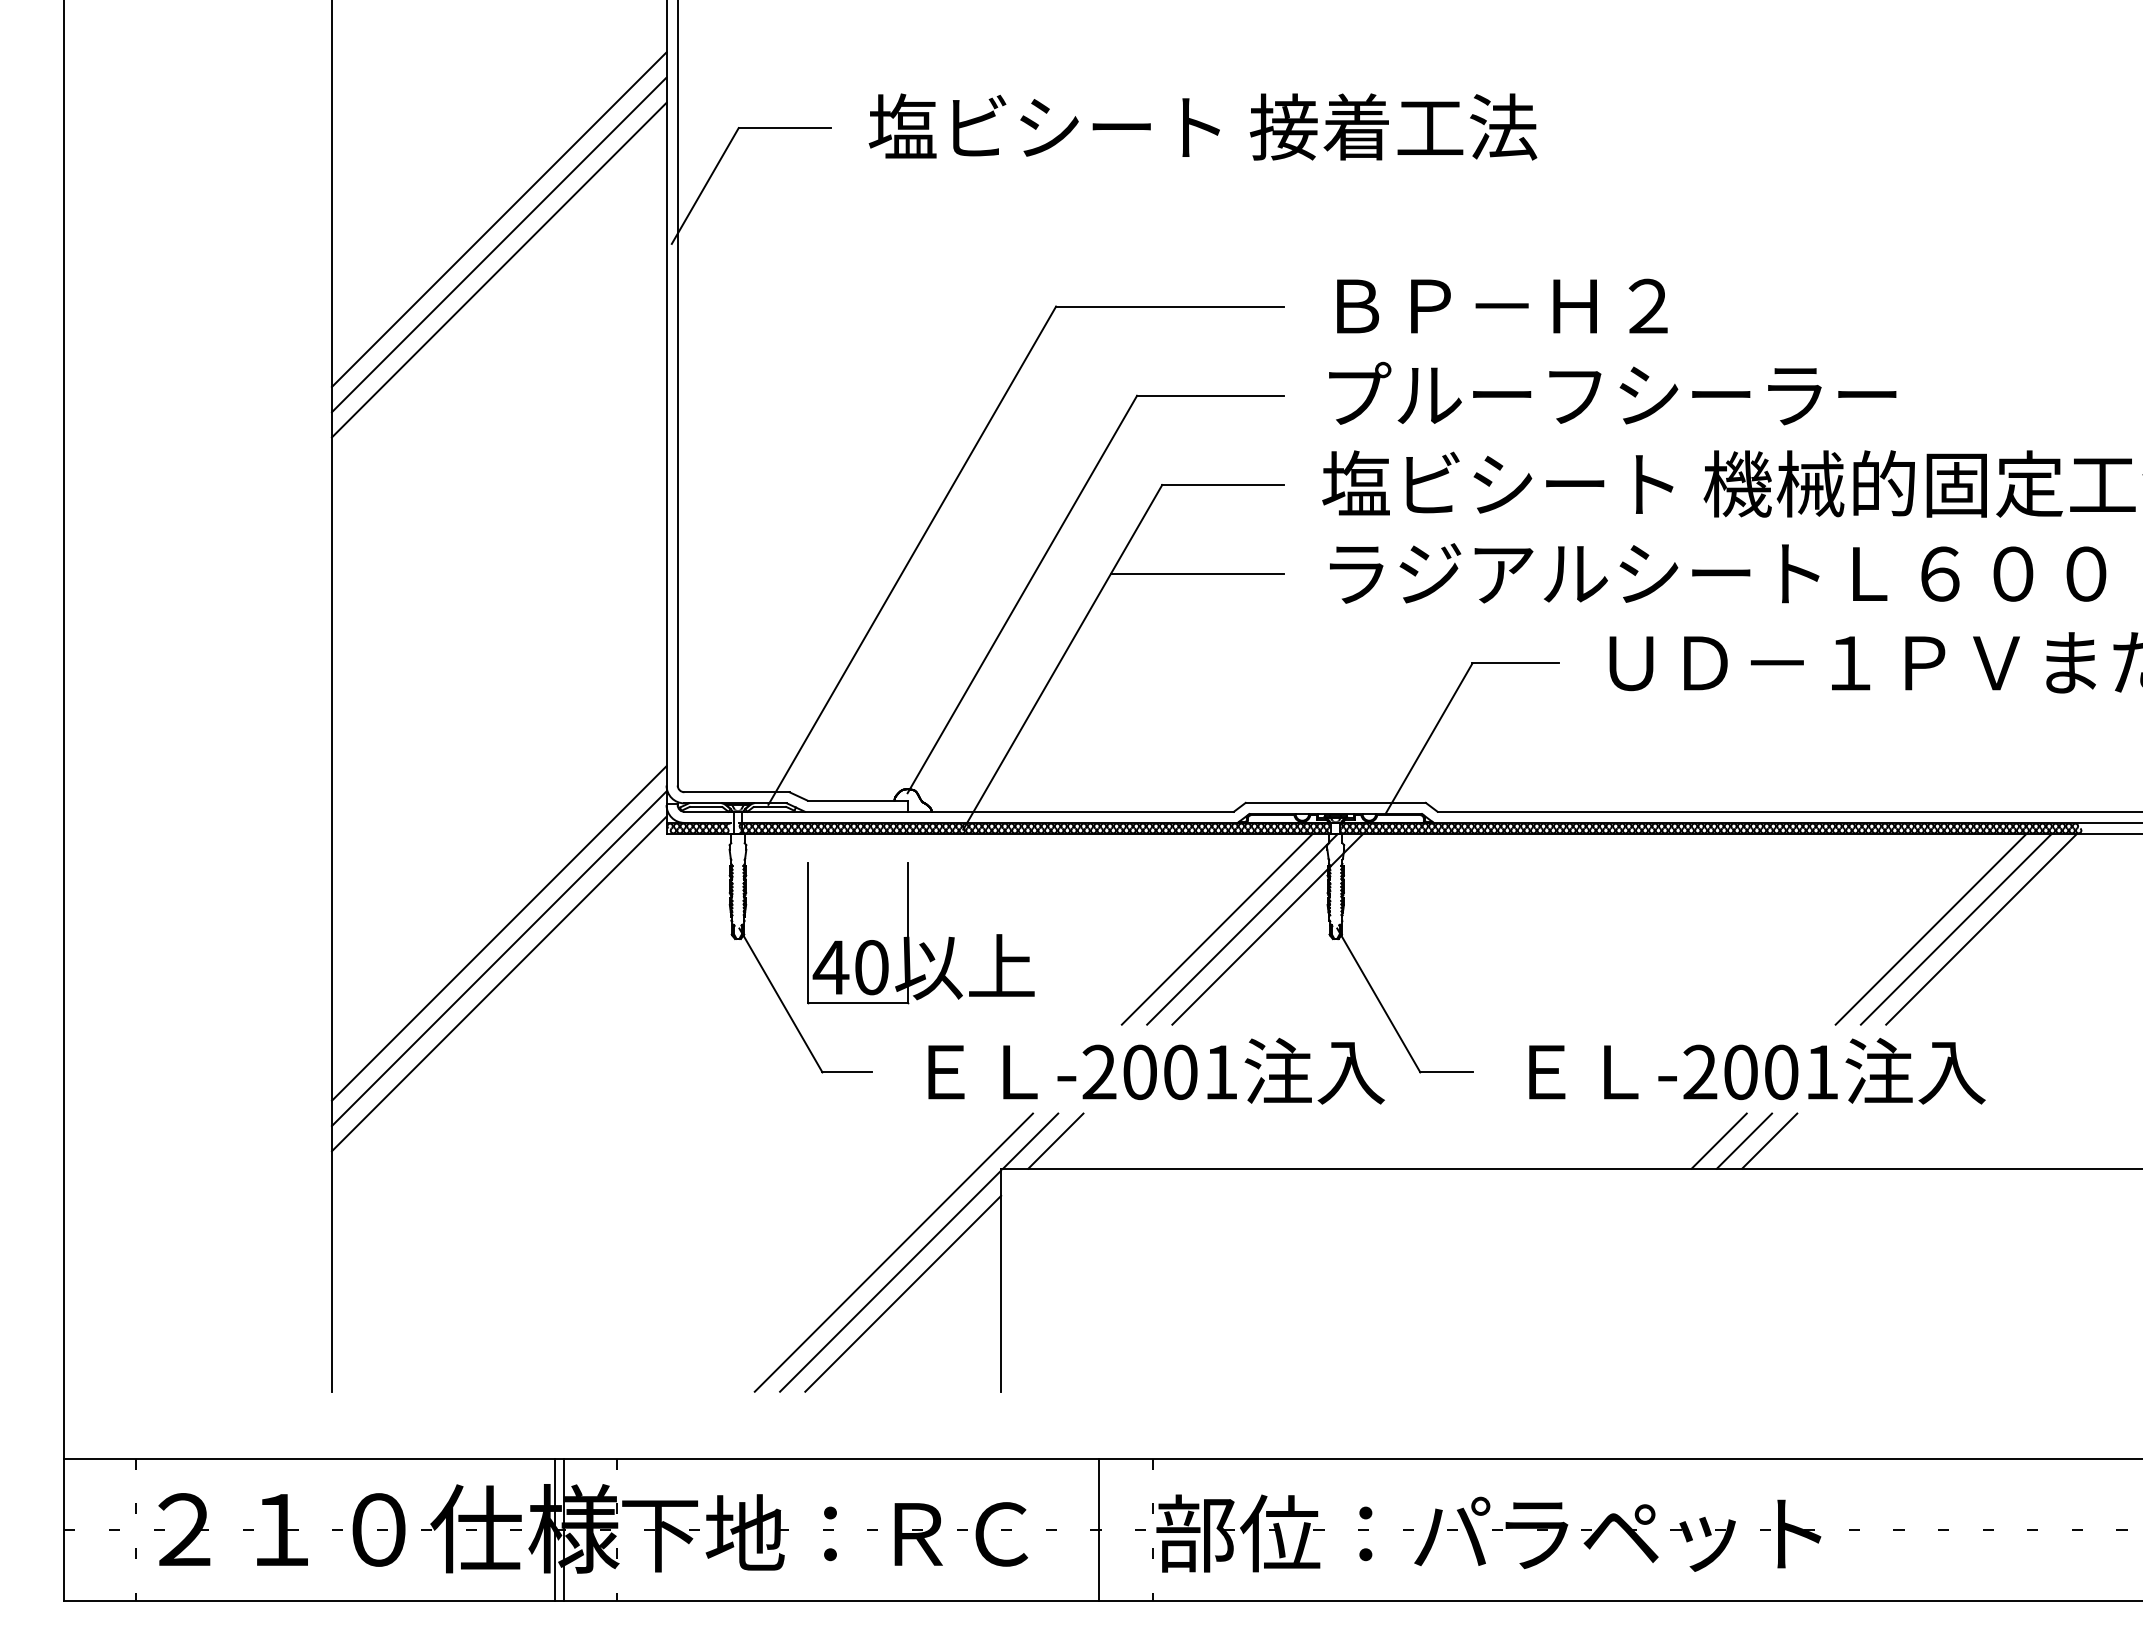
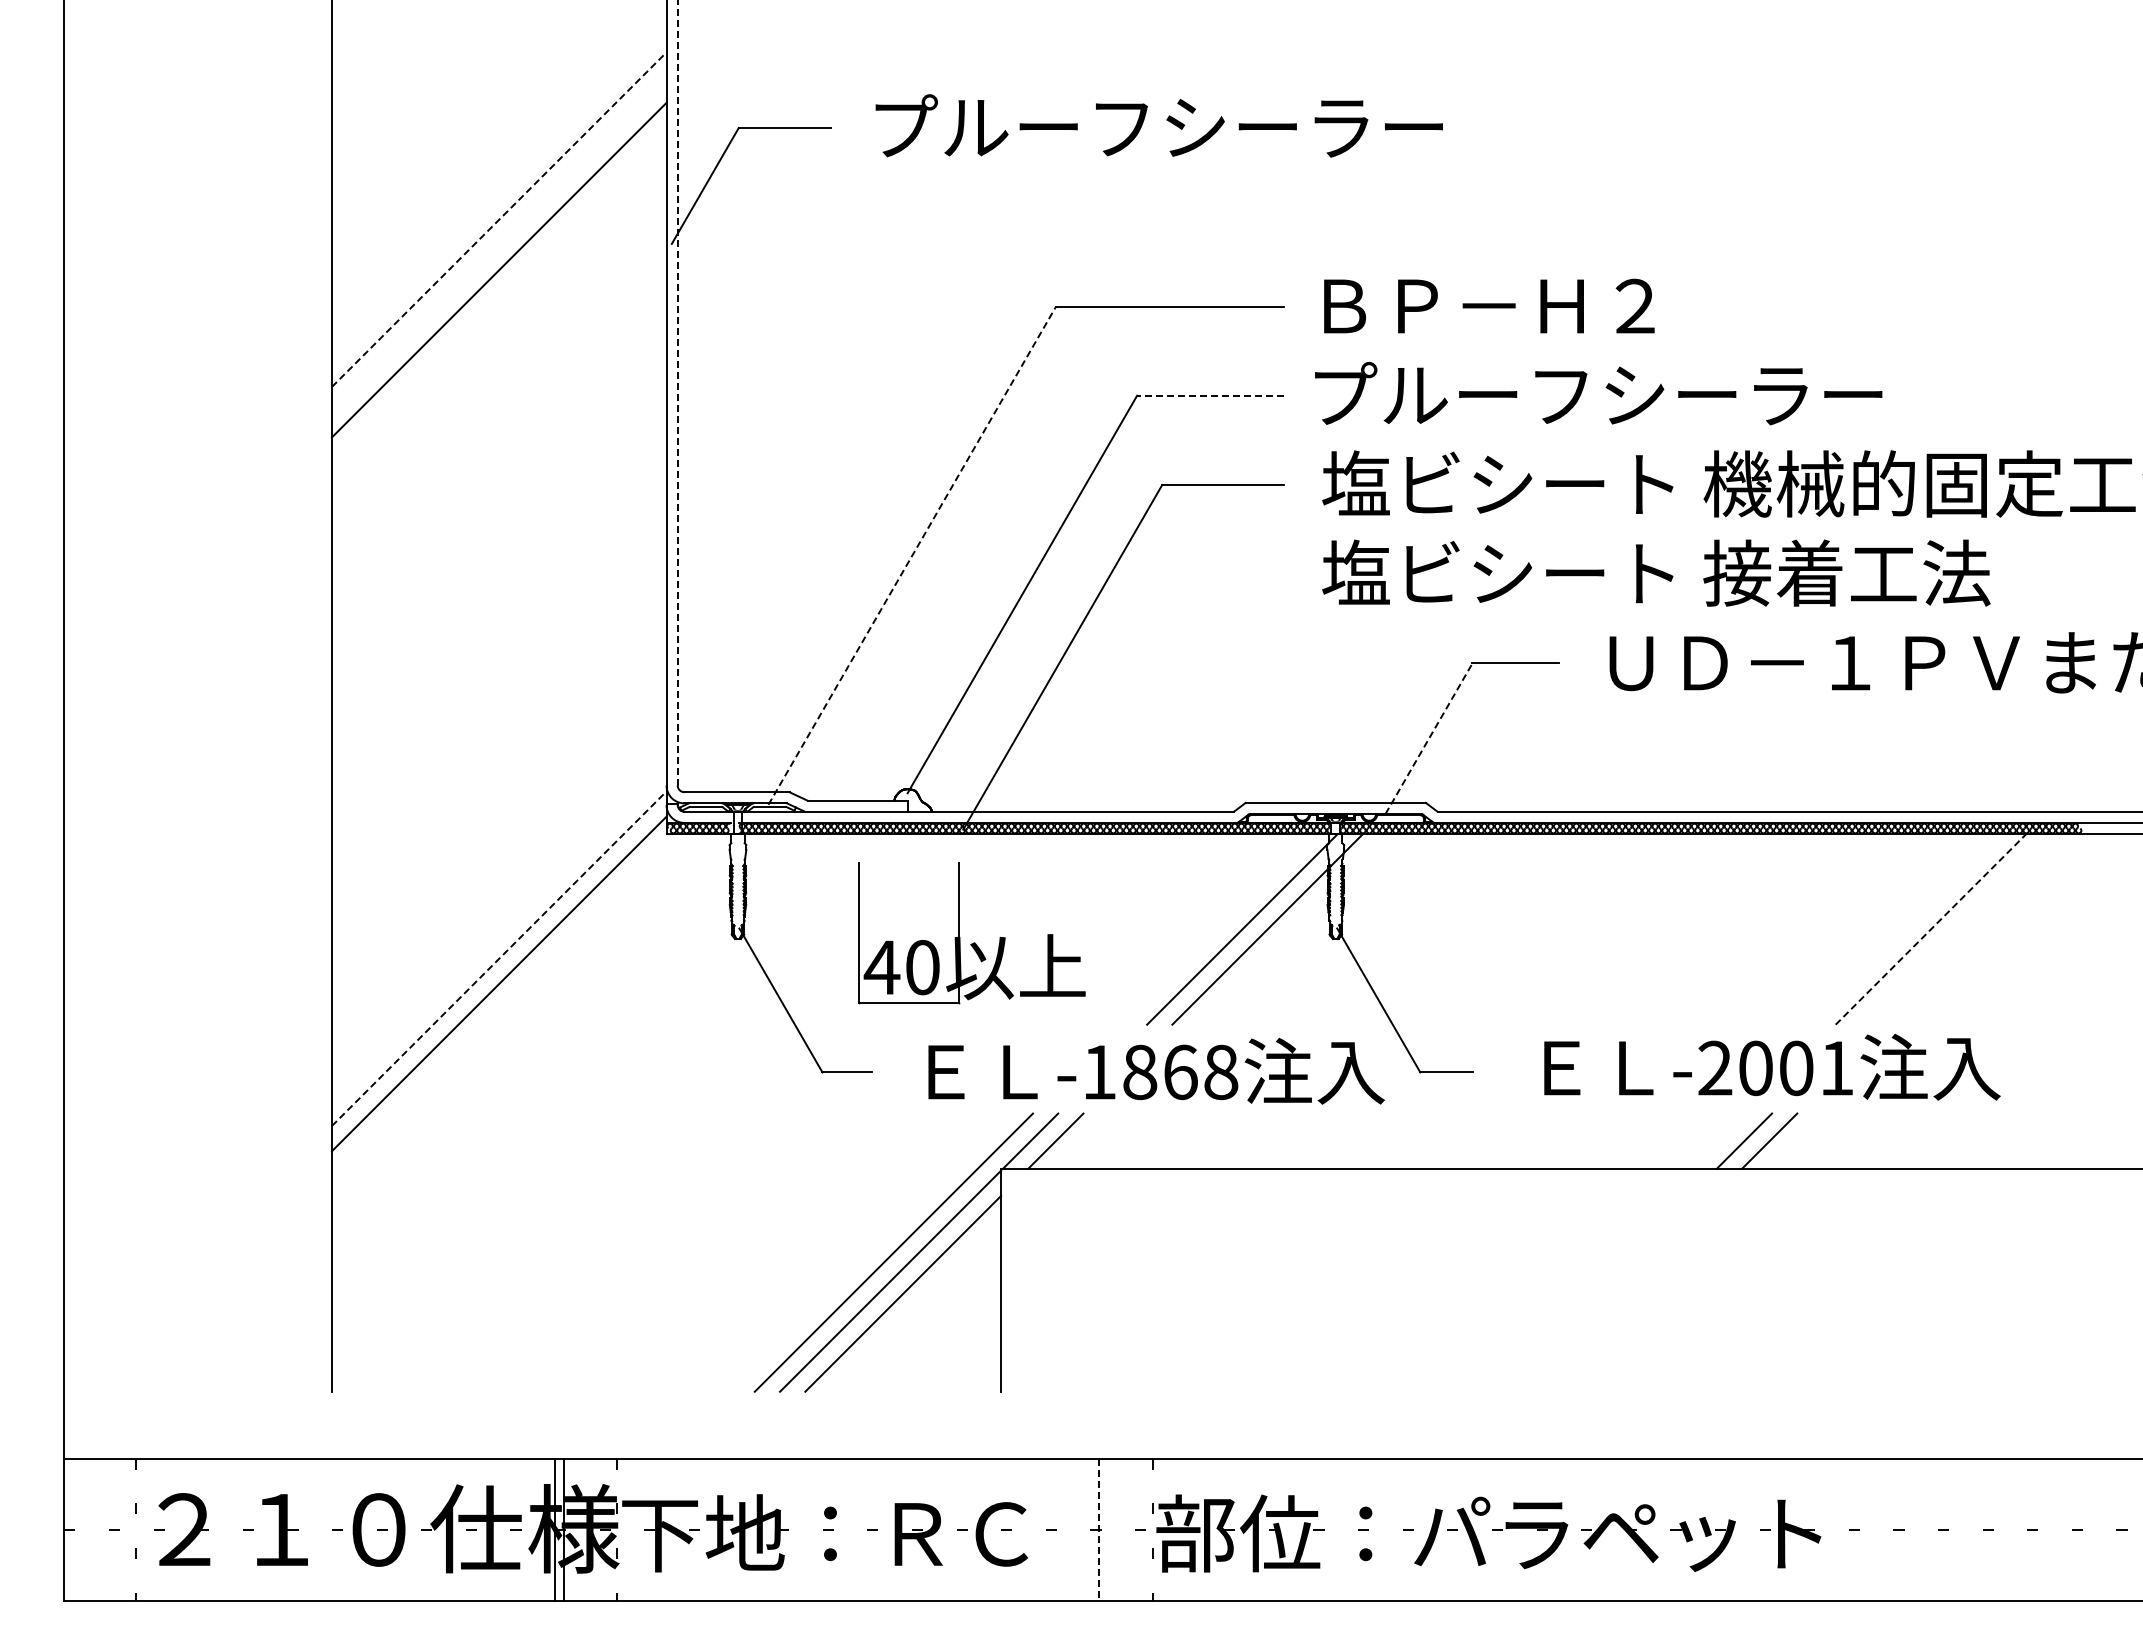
text: 塩ビシート 接着工法 -> プルーフシーラー (1202, 126)
line: solid -> dashed (499, 219)
line: present -> none (498, 244)
text position: (1502, 305) -> (1489, 305) (1489, 305)
line: solid -> dashed (677, 392)
text position: (1612, 393) -> (1598, 393) (1598, 393)
line: solid -> dashed (1210, 395)
line: solid -> dashed (912, 555)
text: ラジアルシートＬ６００ -> 塩ビシート 接着工法 (1714, 572)
line: present -> none (1196, 574)
line: solid -> dashed (1429, 738)
line: present -> none (1216, 929)
line: solid -> dashed (1931, 929)
line: present -> none (1955, 929)
line: present -> none (1981, 929)
line: present -> none (498, 933)
part position: (922, 942) -> (973, 942) (973, 942)
line: solid -> dashed (499, 958)
text position: (1757, 1071) -> (1772, 1067) (1772, 1067)
text: -2001 -> -1868 (1160, 1072)
line: present -> none (1718, 1140)
line: solid -> dashed (1099, 1530)
